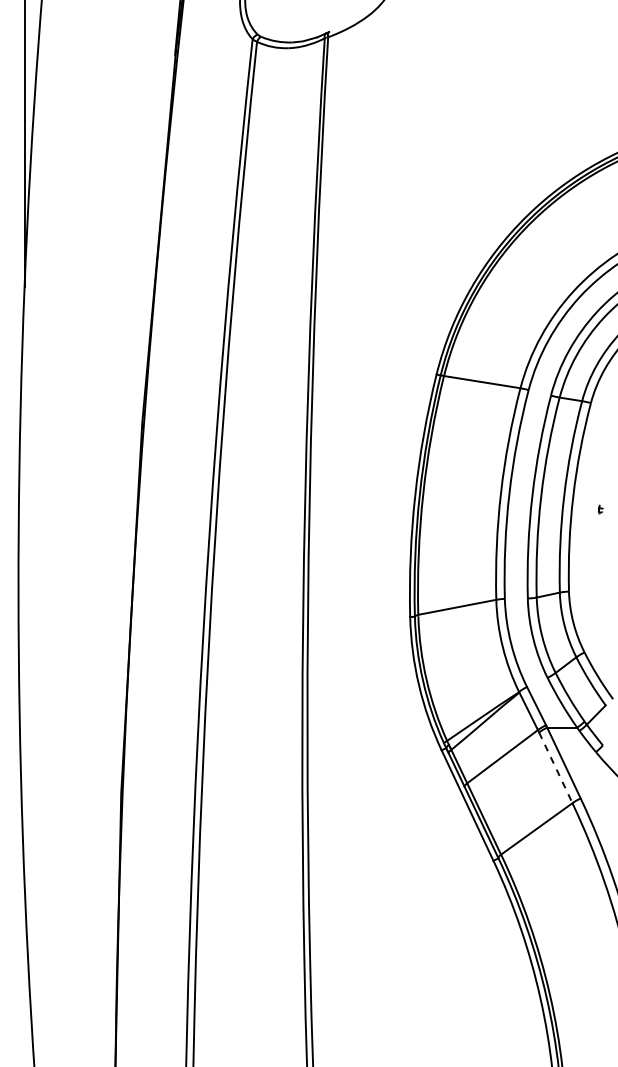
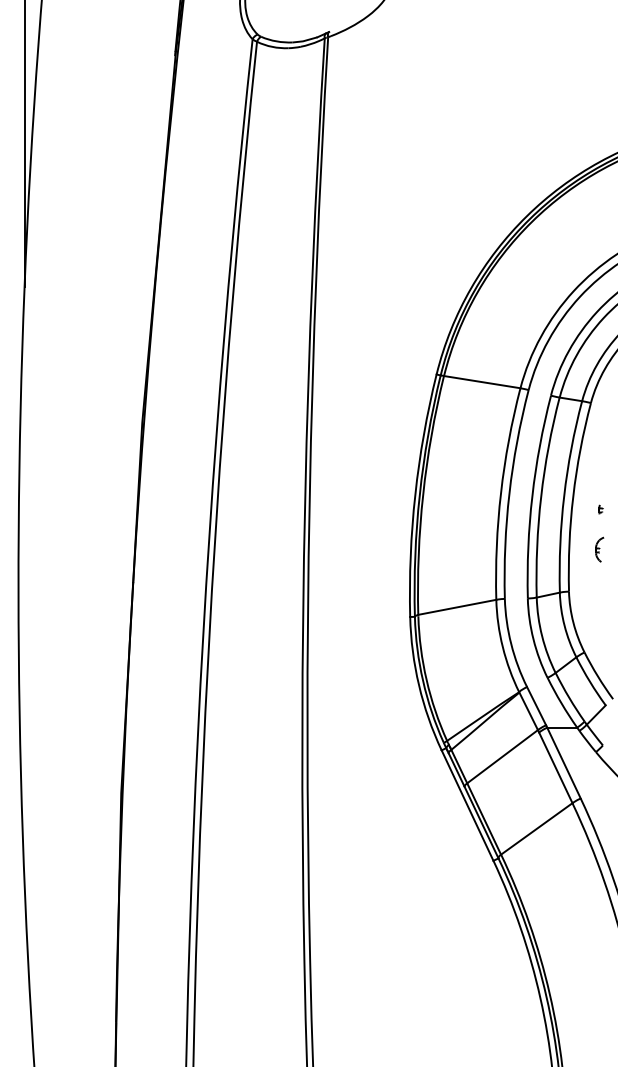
part: none -> present (599, 549)
line: dashed -> solid (556, 768)
